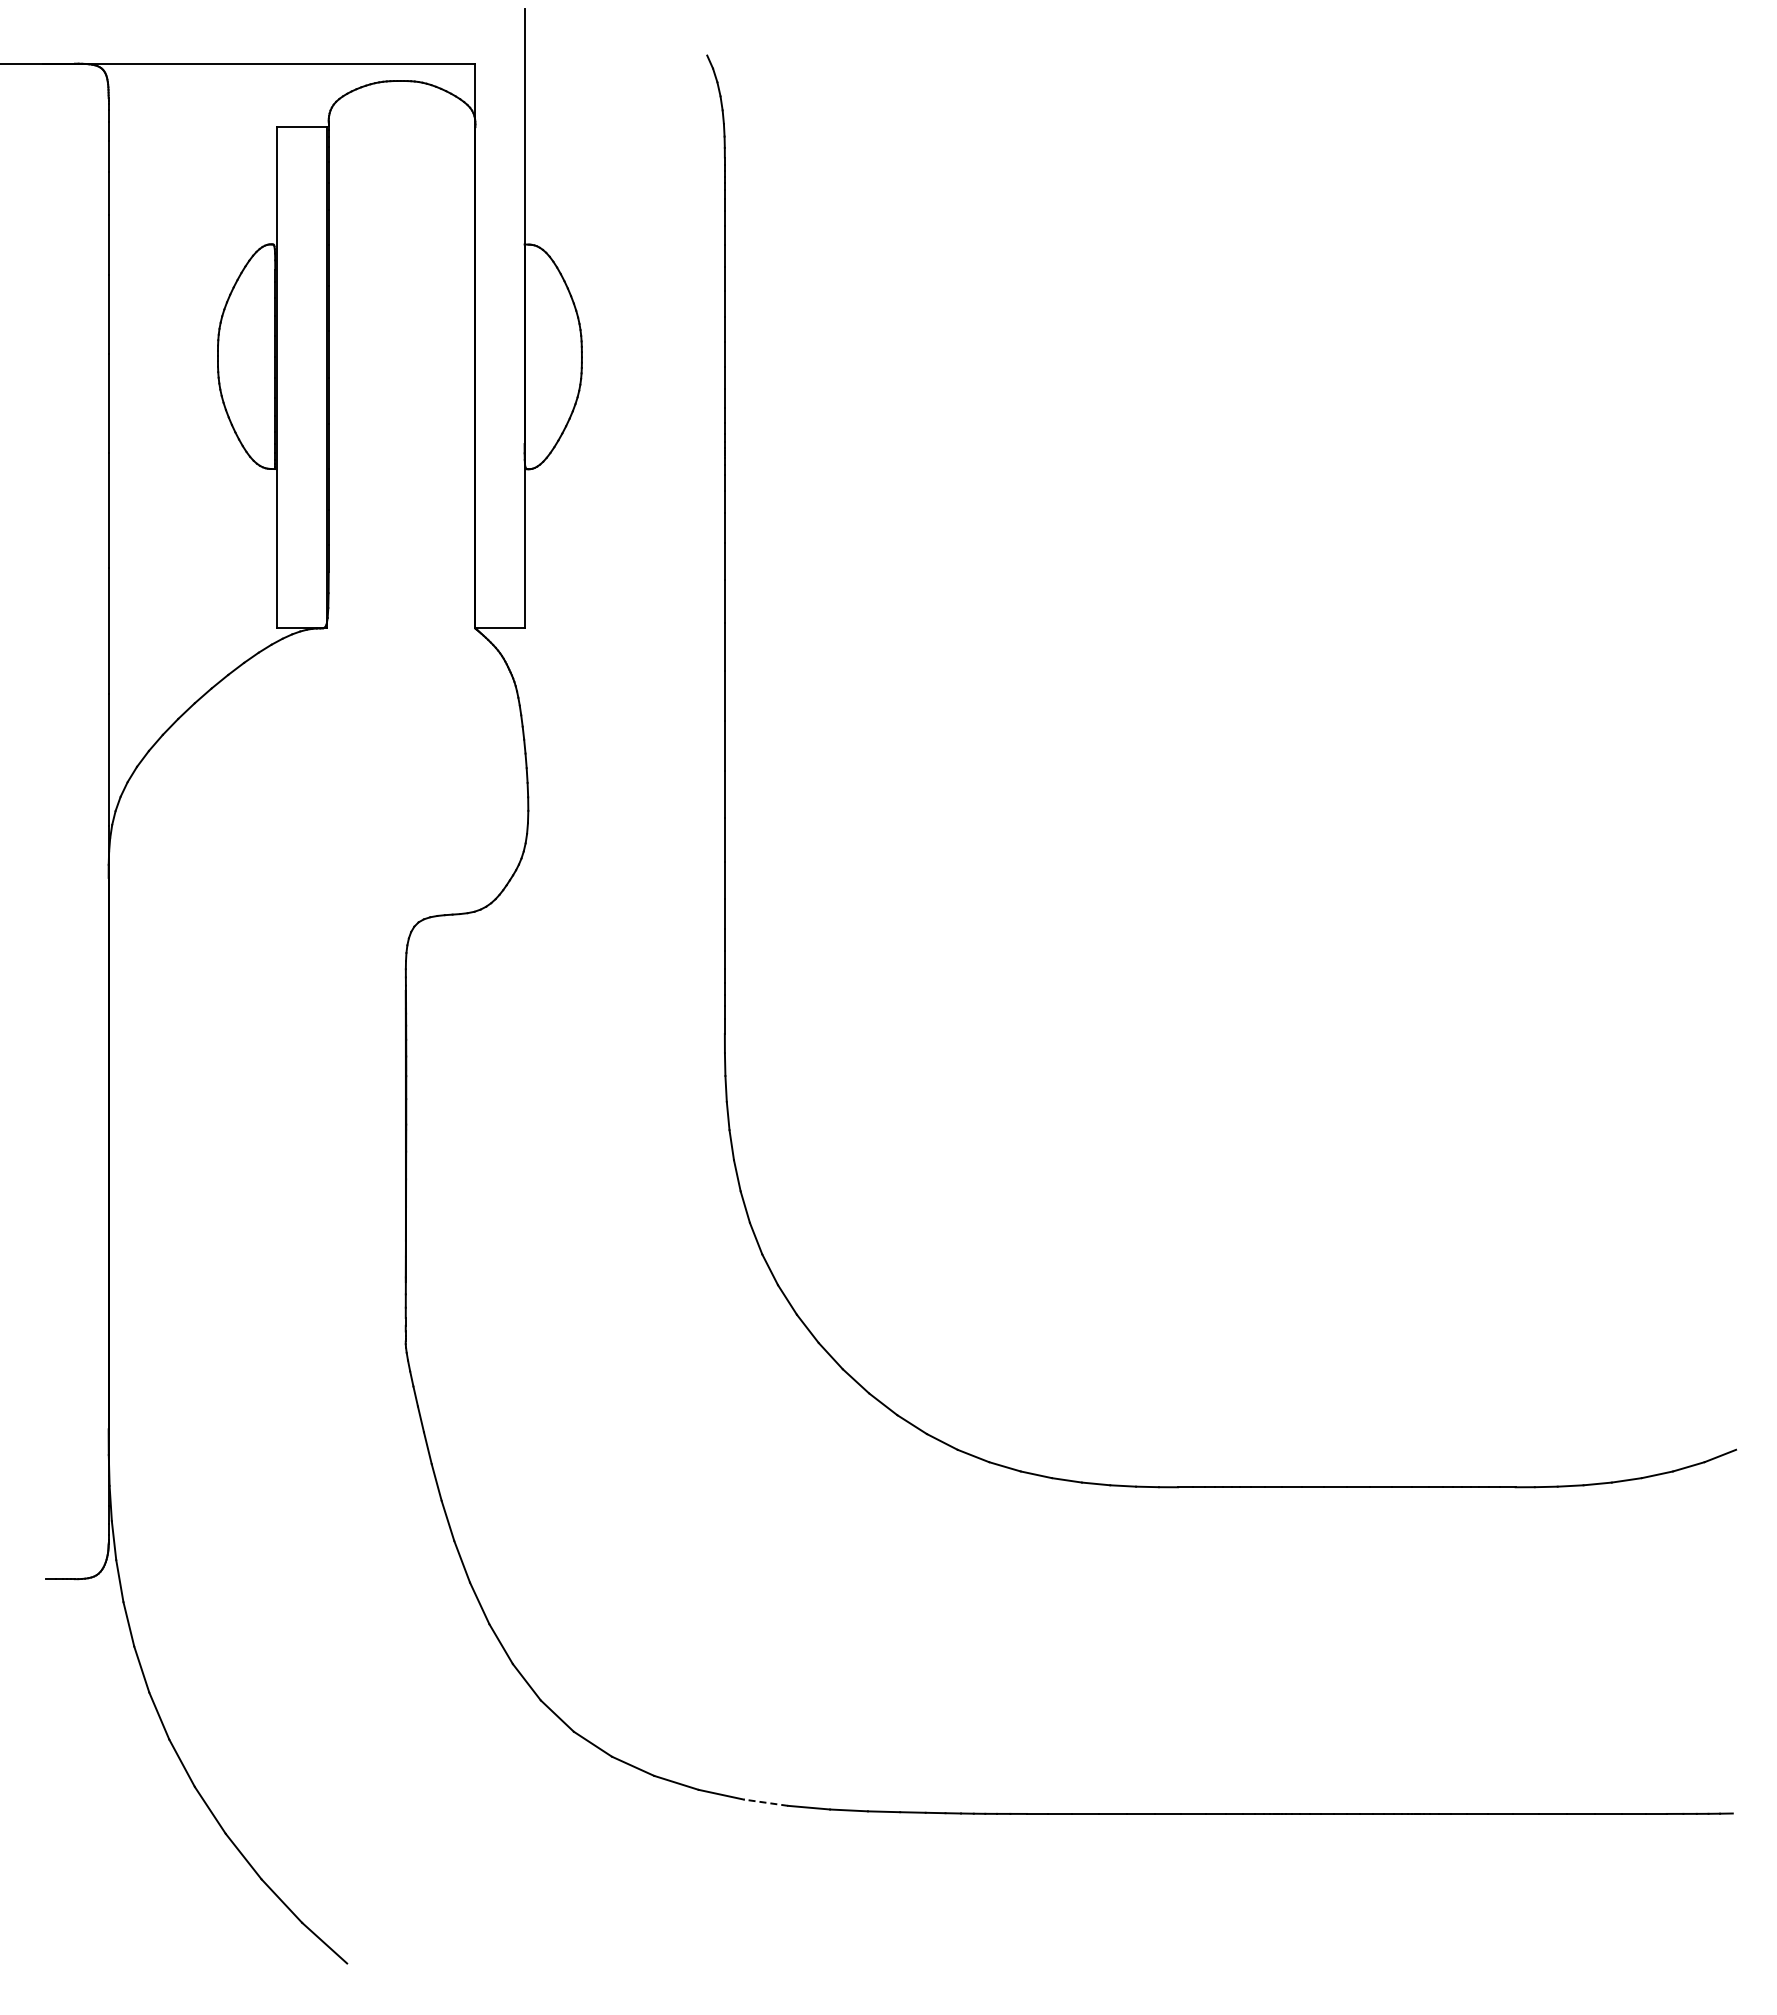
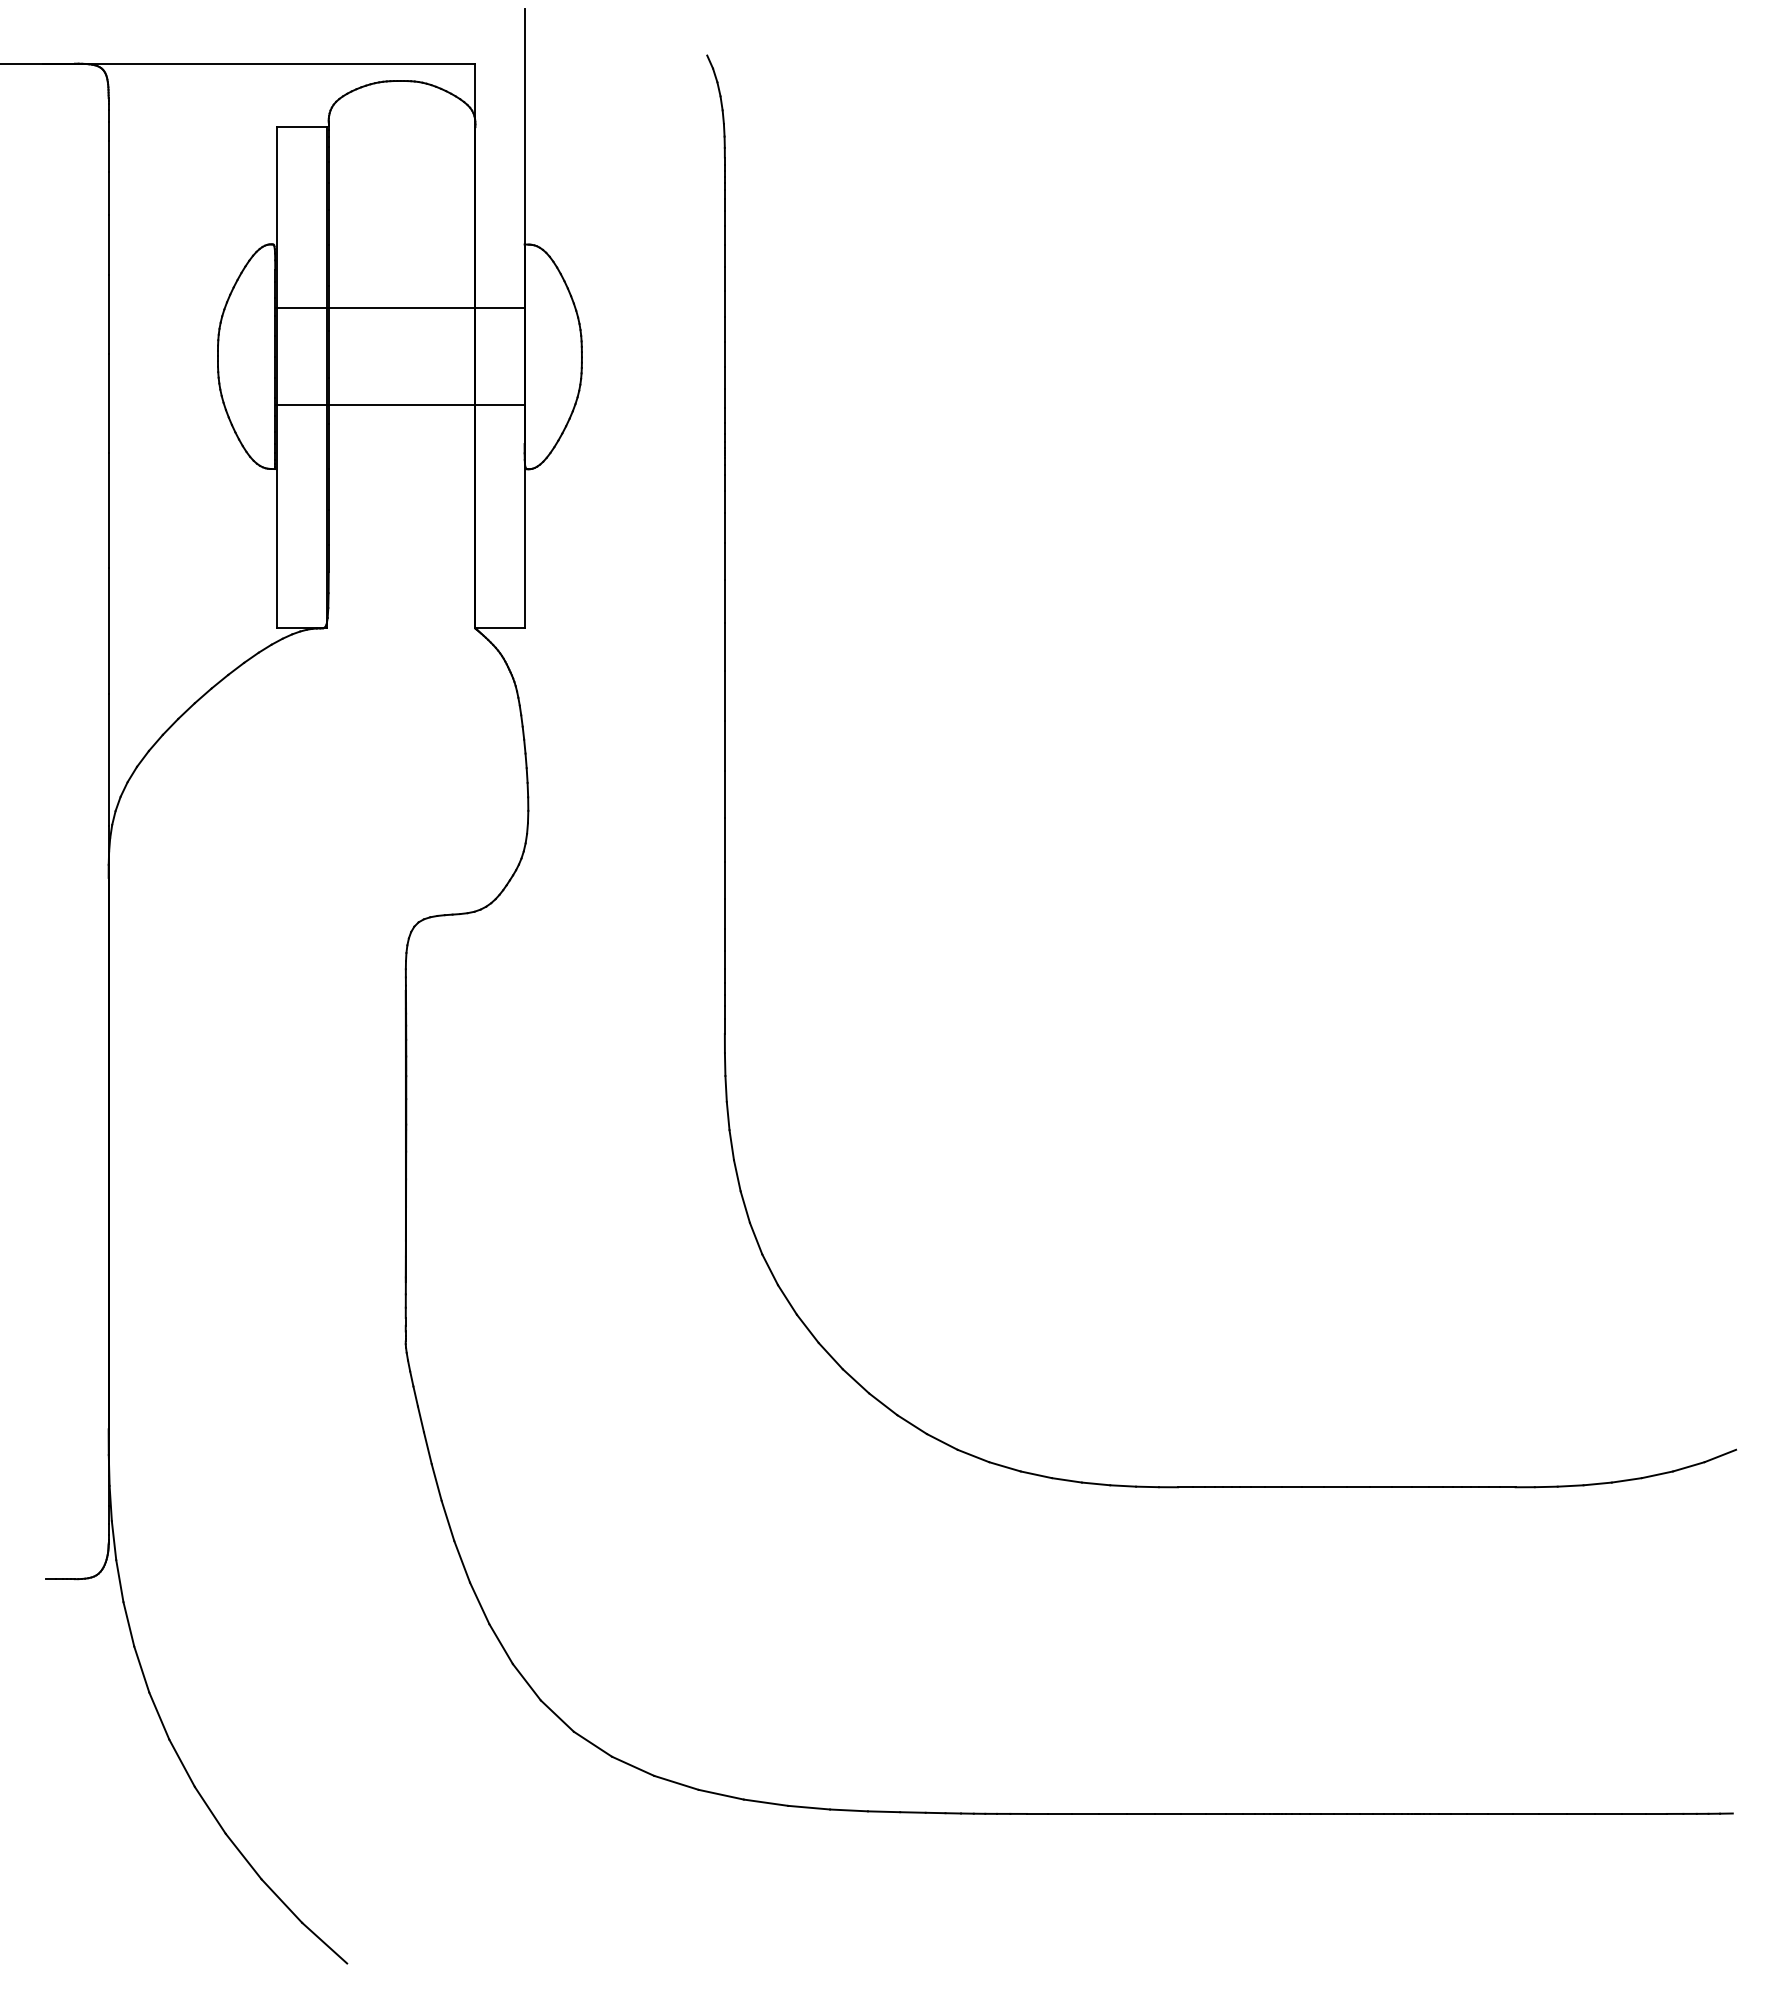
line: none -> present (399, 308)
line: none -> present (399, 405)
line: dashed -> solid (765, 1802)
